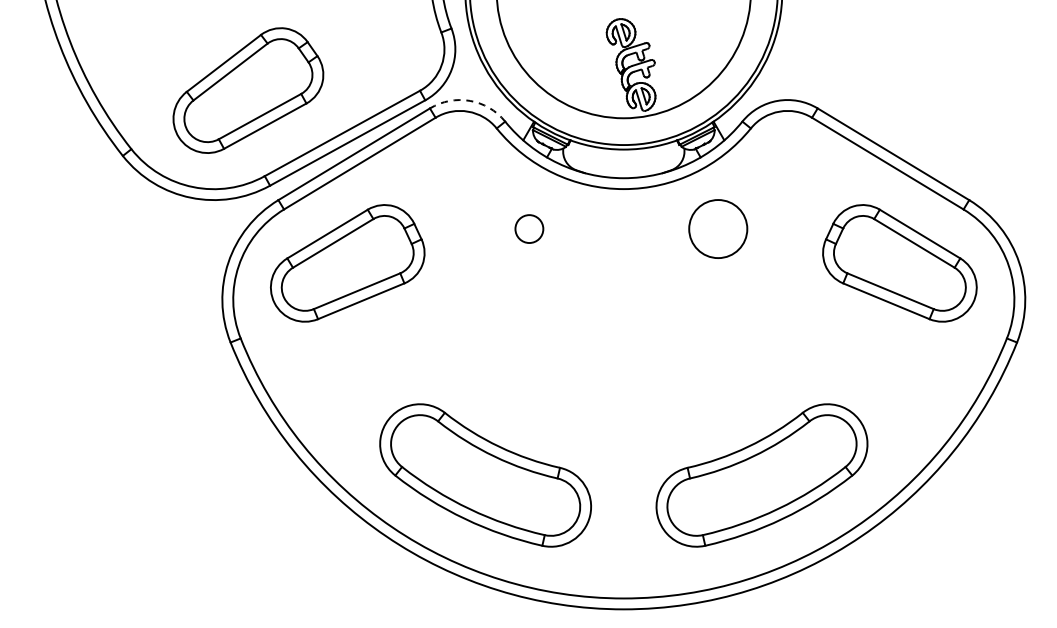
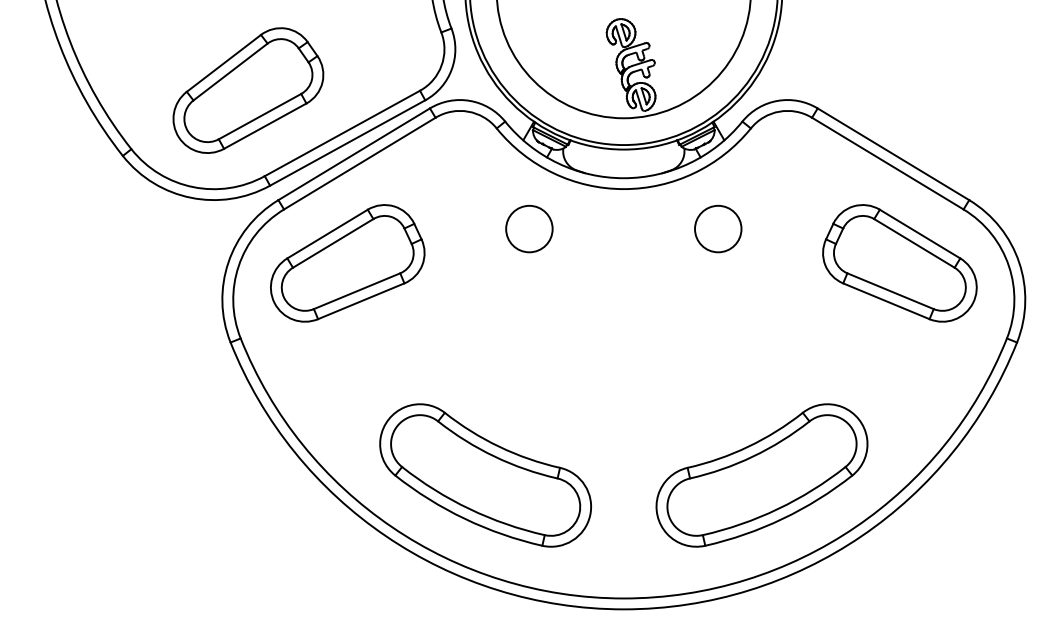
arc: dashed -> solid (470, 100)
circle diameter: 28 px -> 46 px (529, 228)
circle diameter: 58 px -> 46 px (718, 228)
